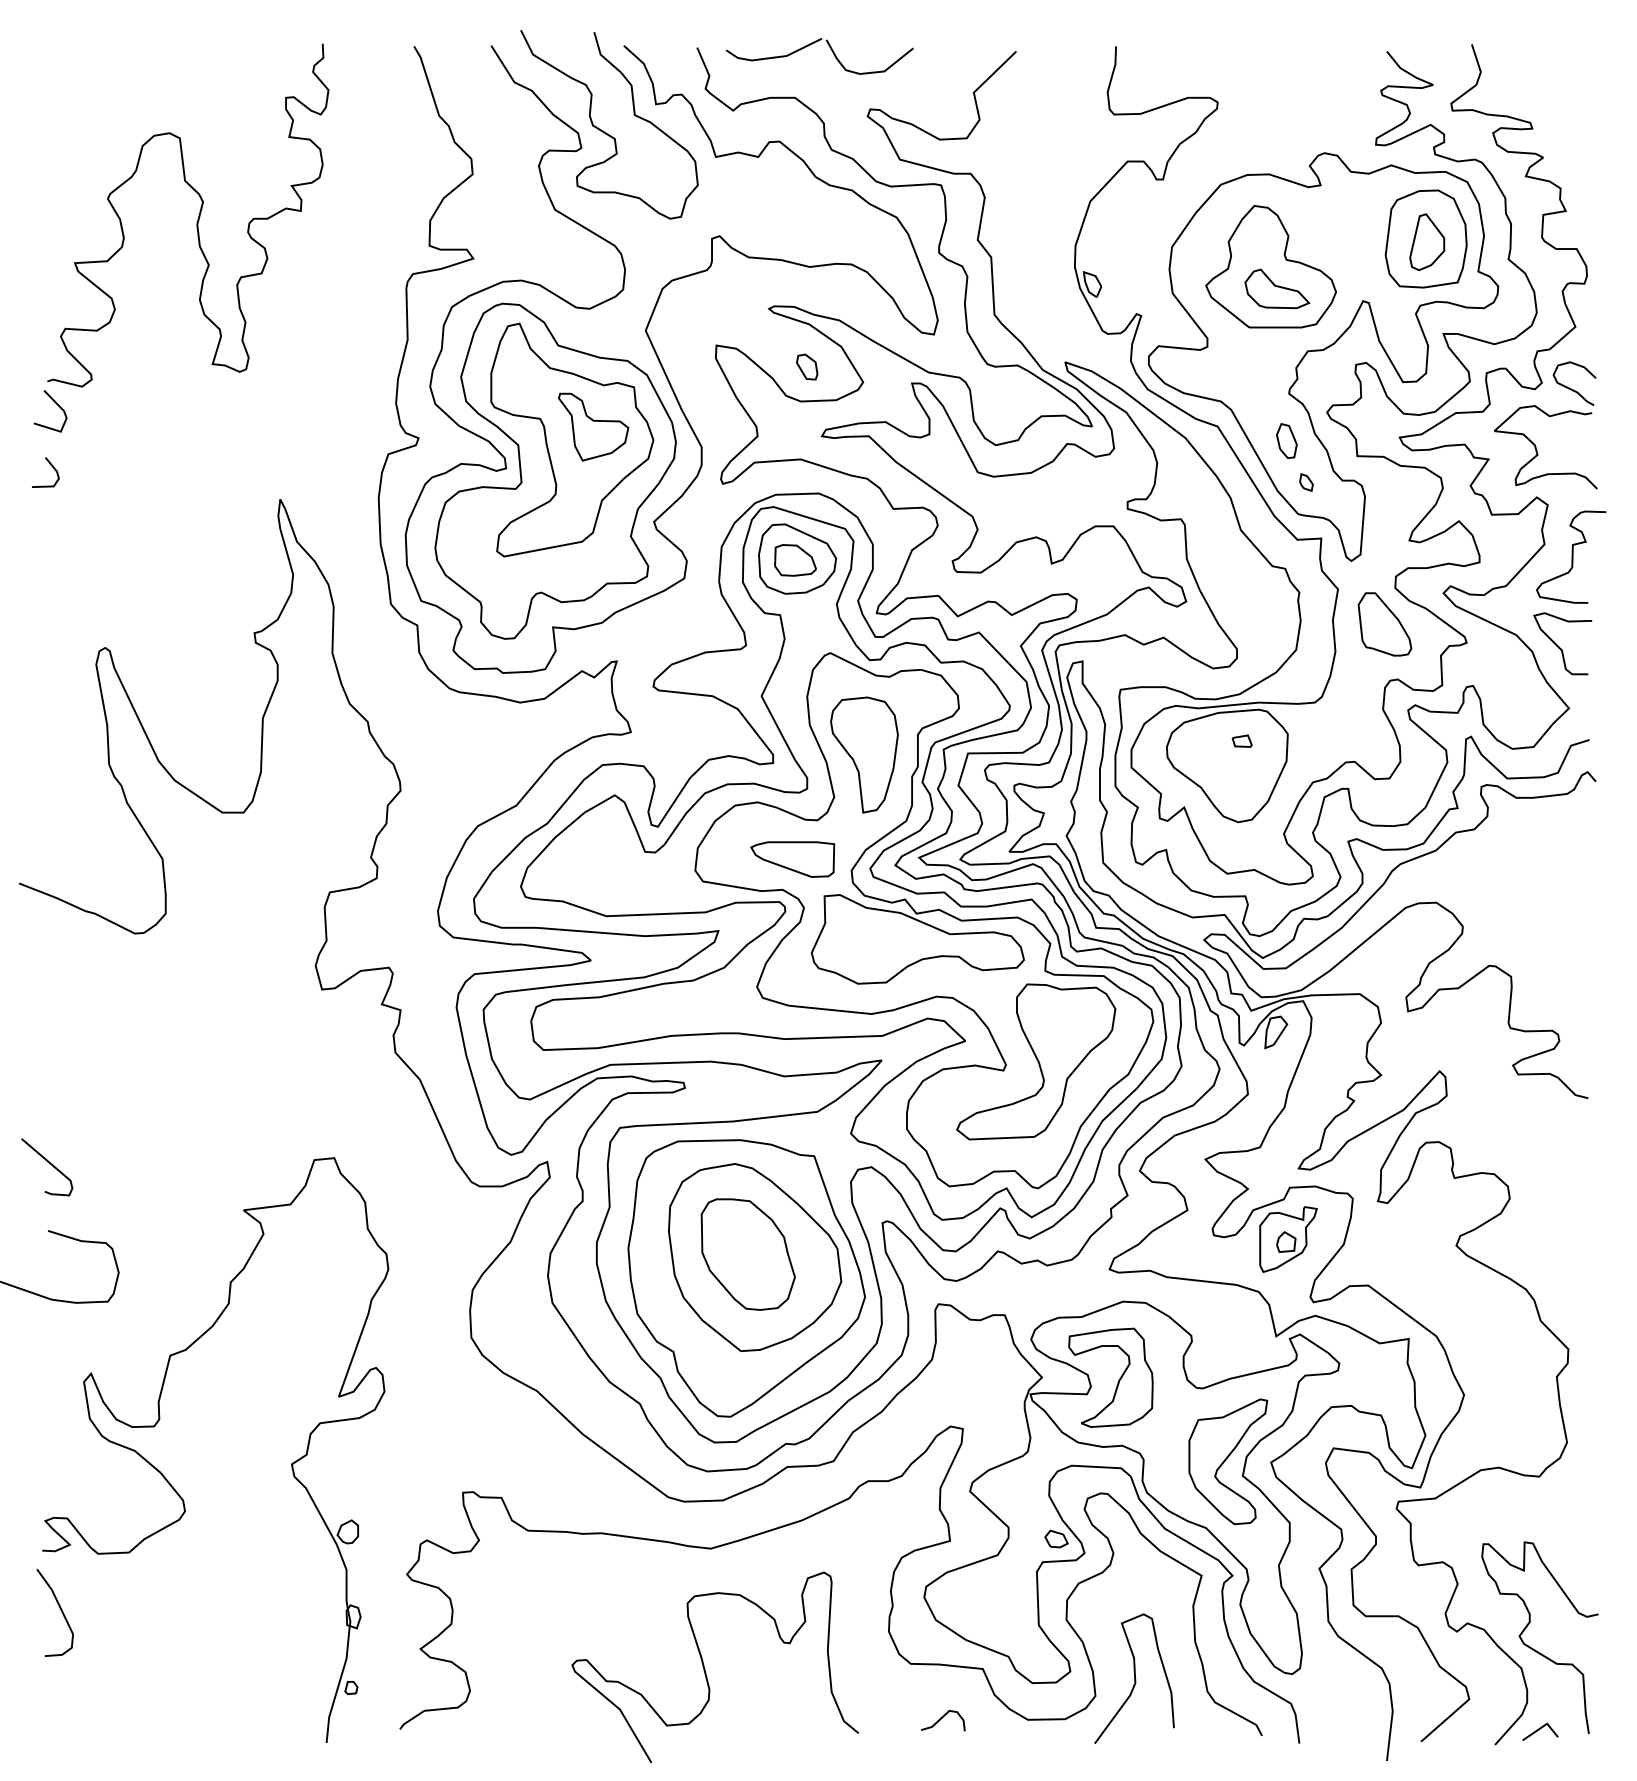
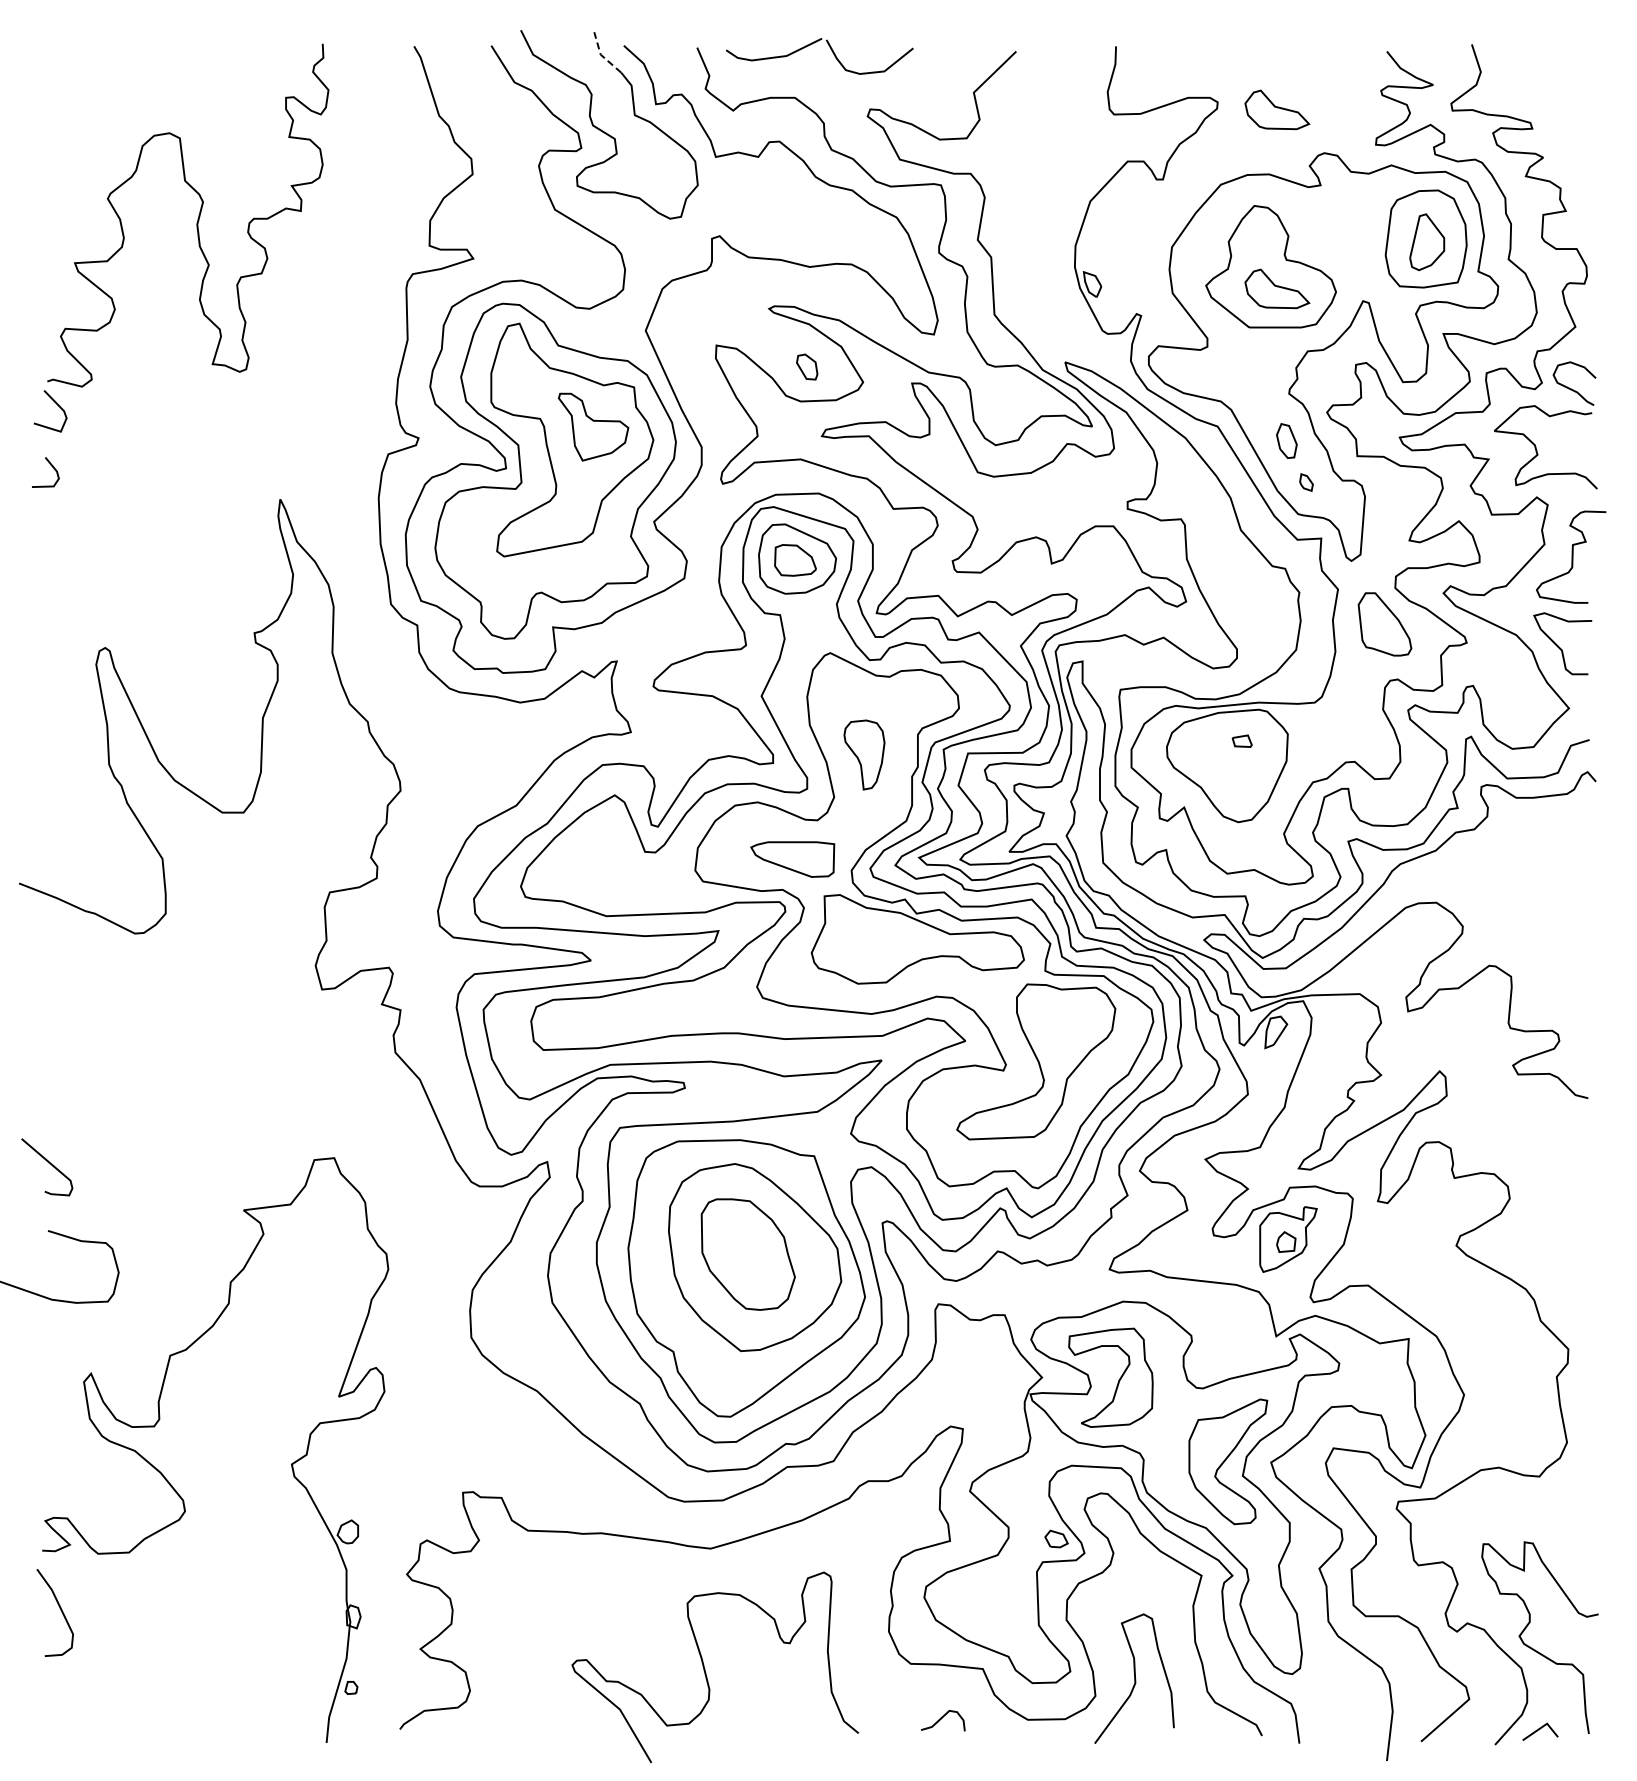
line: solid -> dashed (601, 55)
part: none -> present (1277, 109)
part size: 69x118 px -> 43x72 px (864, 754)
